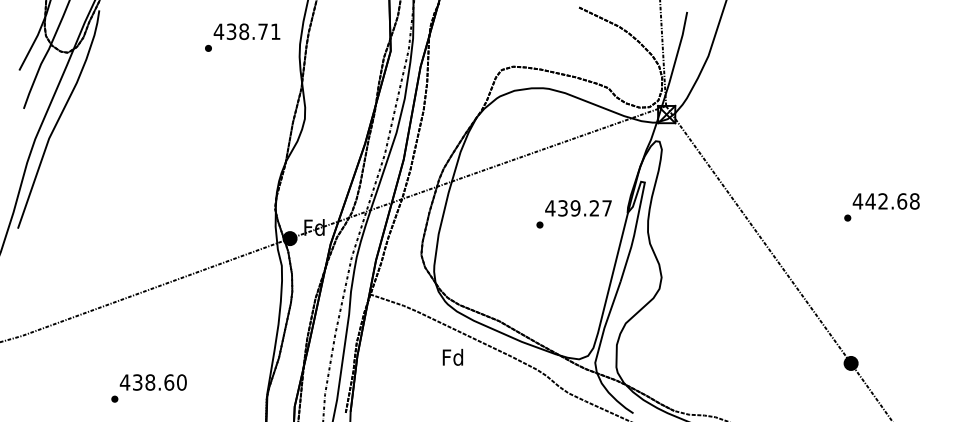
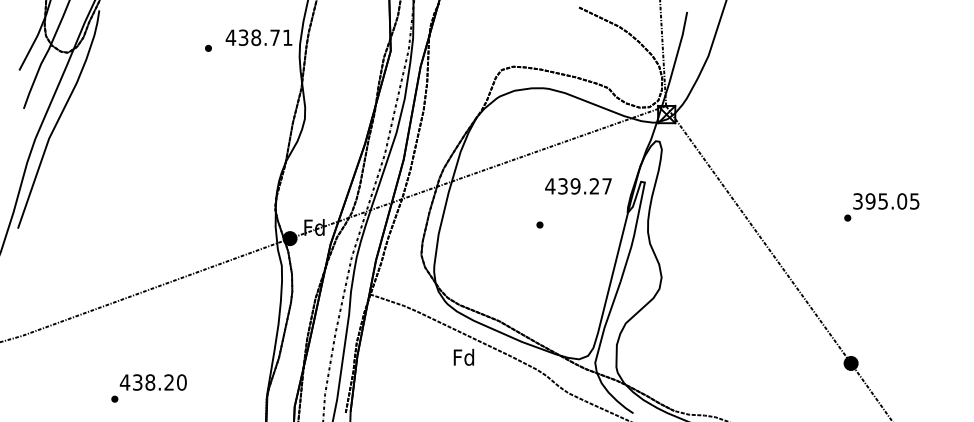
text position: (246, 31) -> (258, 37) (258, 37)
text: 442.68 -> 395.05 (885, 201)
text position: (578, 208) -> (578, 186) (578, 186)
text position: (452, 357) -> (463, 357) (463, 357)
text: 438.60 -> 438.20 (169, 382)
